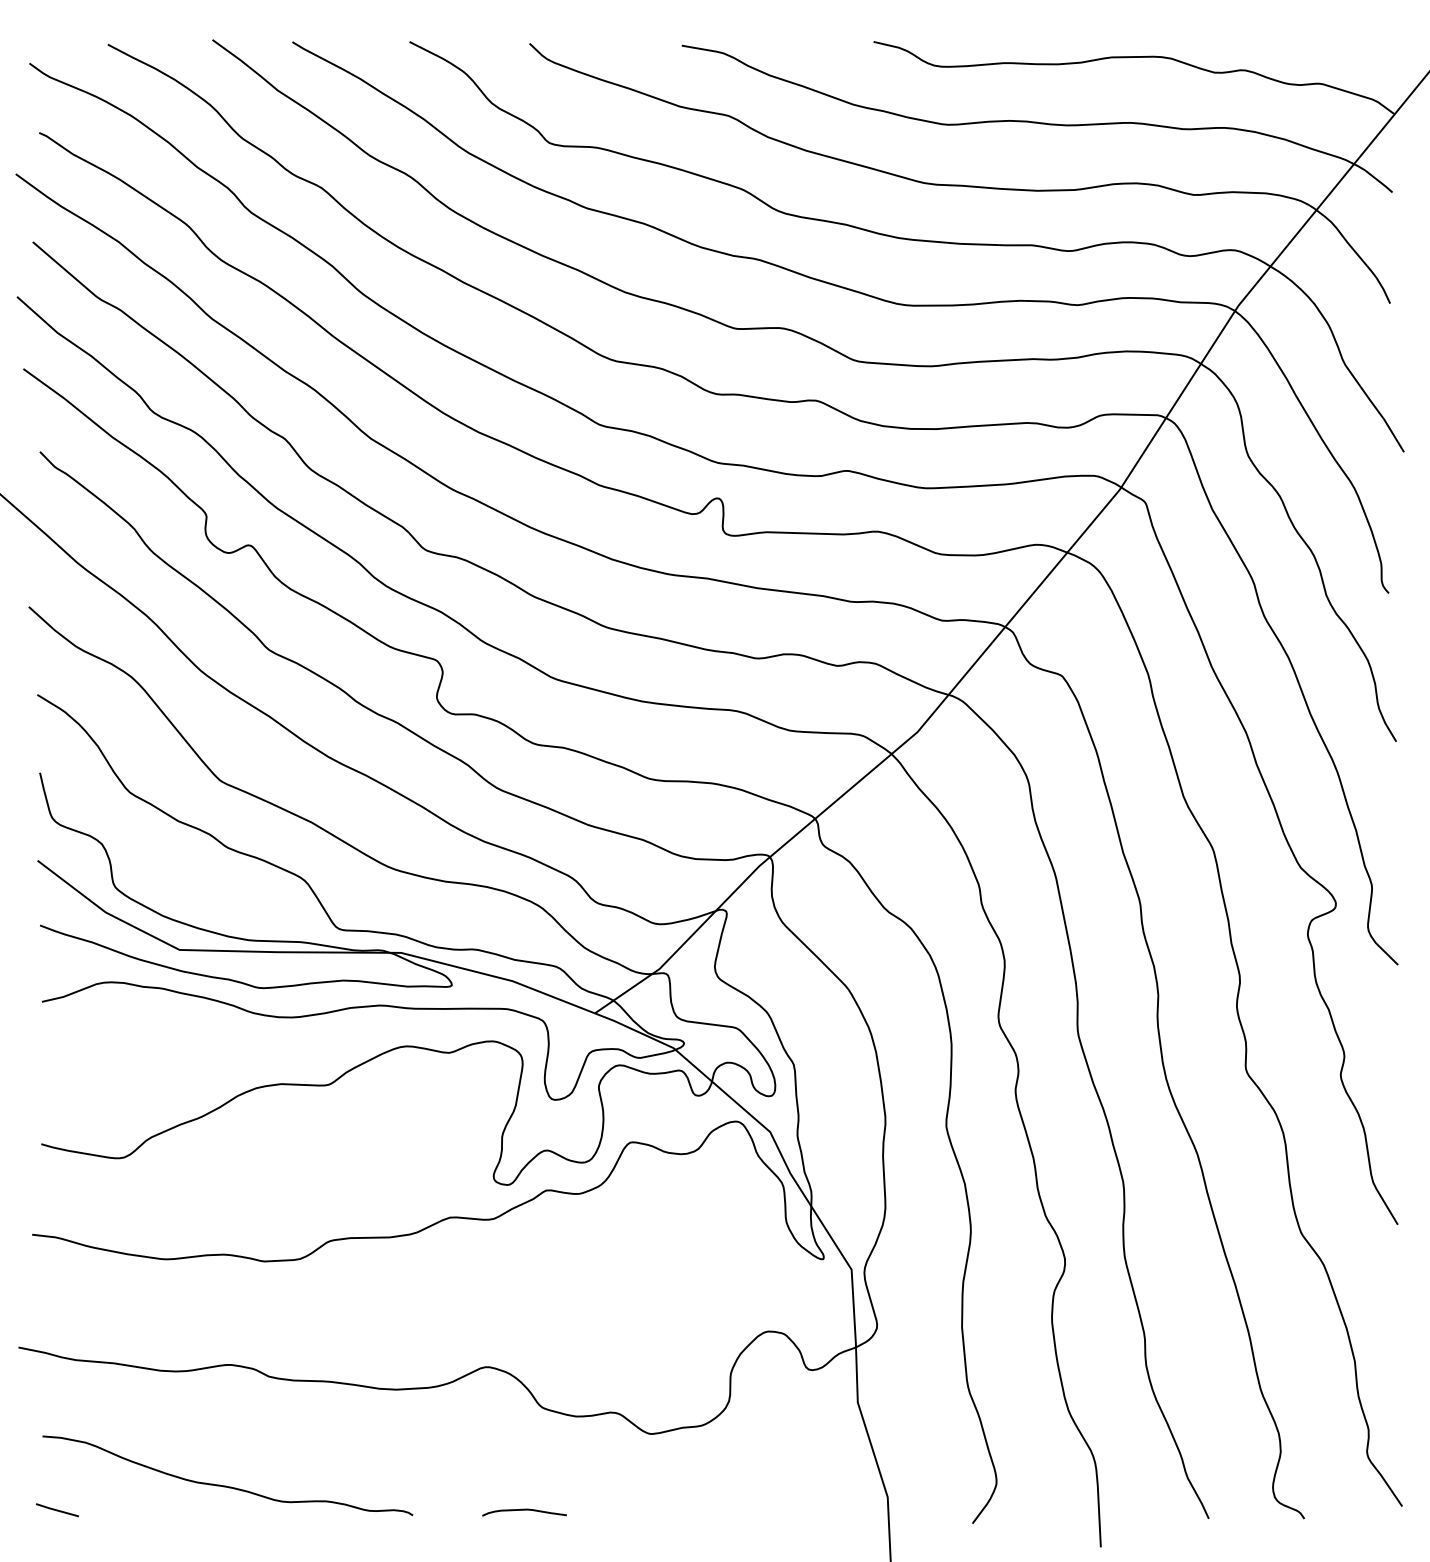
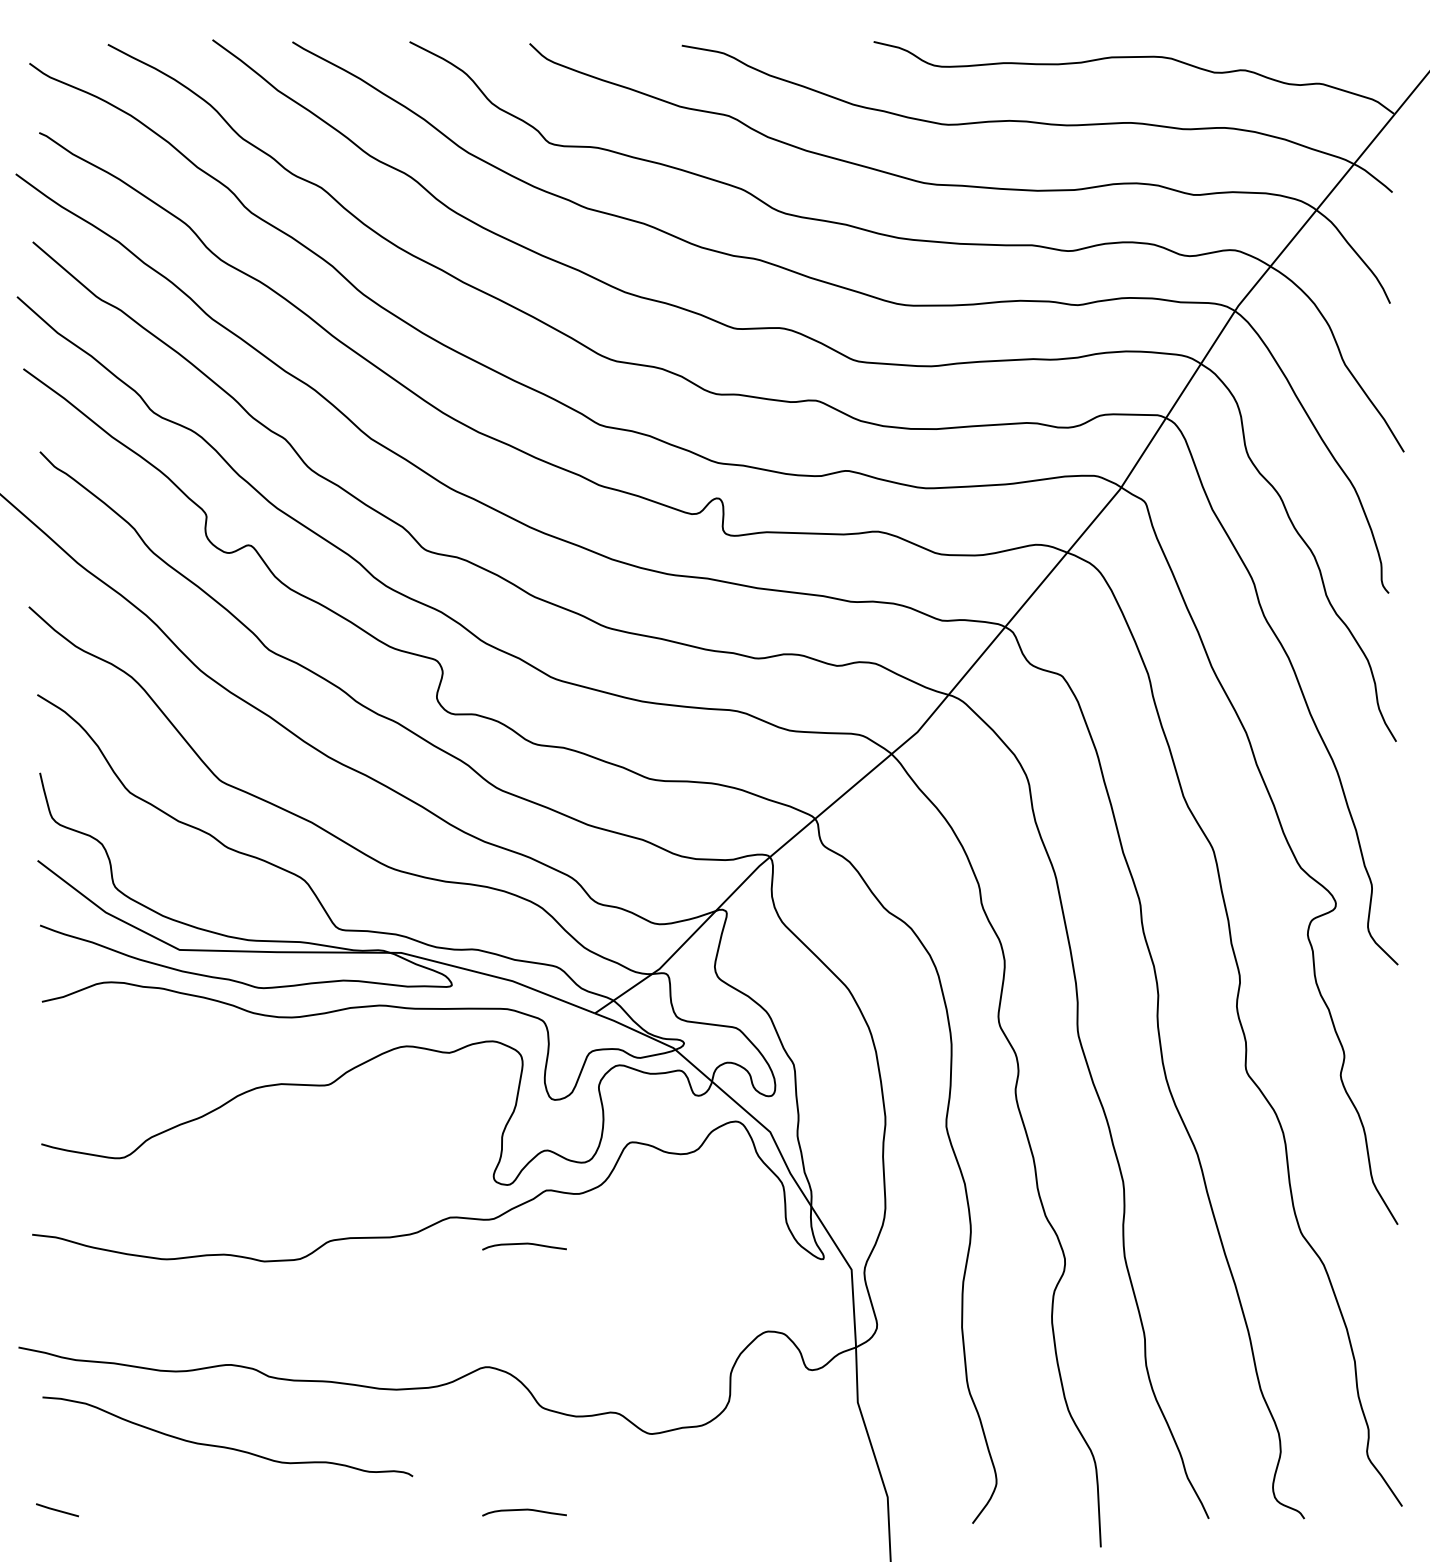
curve: none -> present (524, 1244)
curve position: (226, 1485) -> (226, 1446) (226, 1446)
